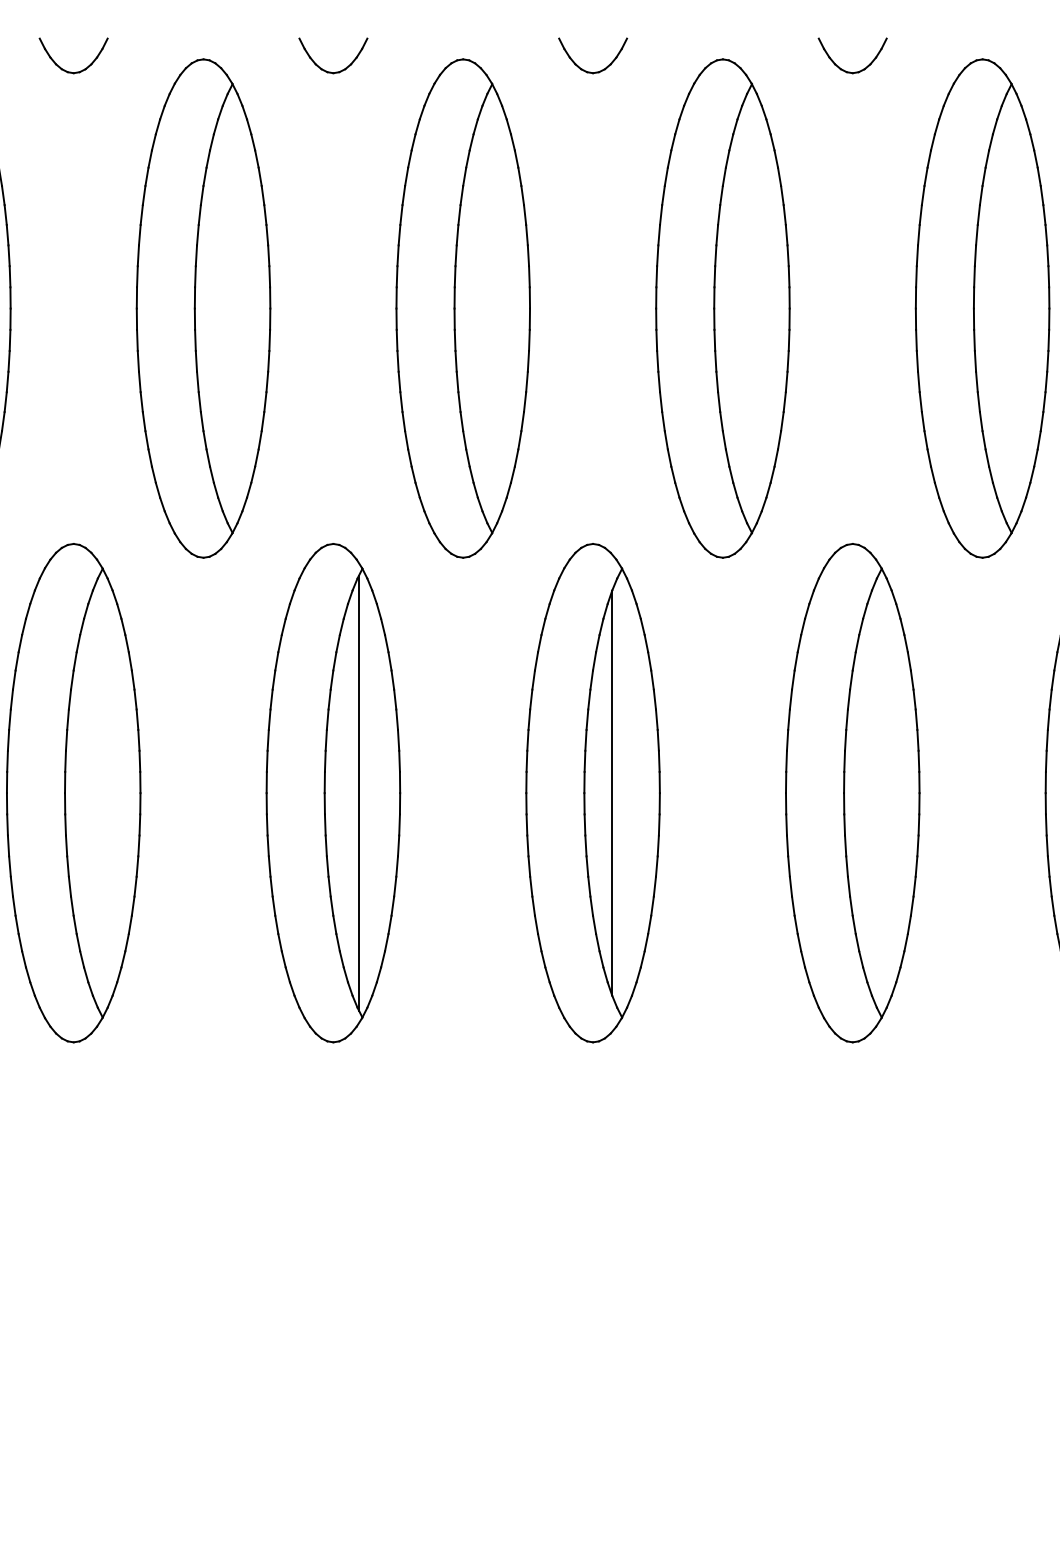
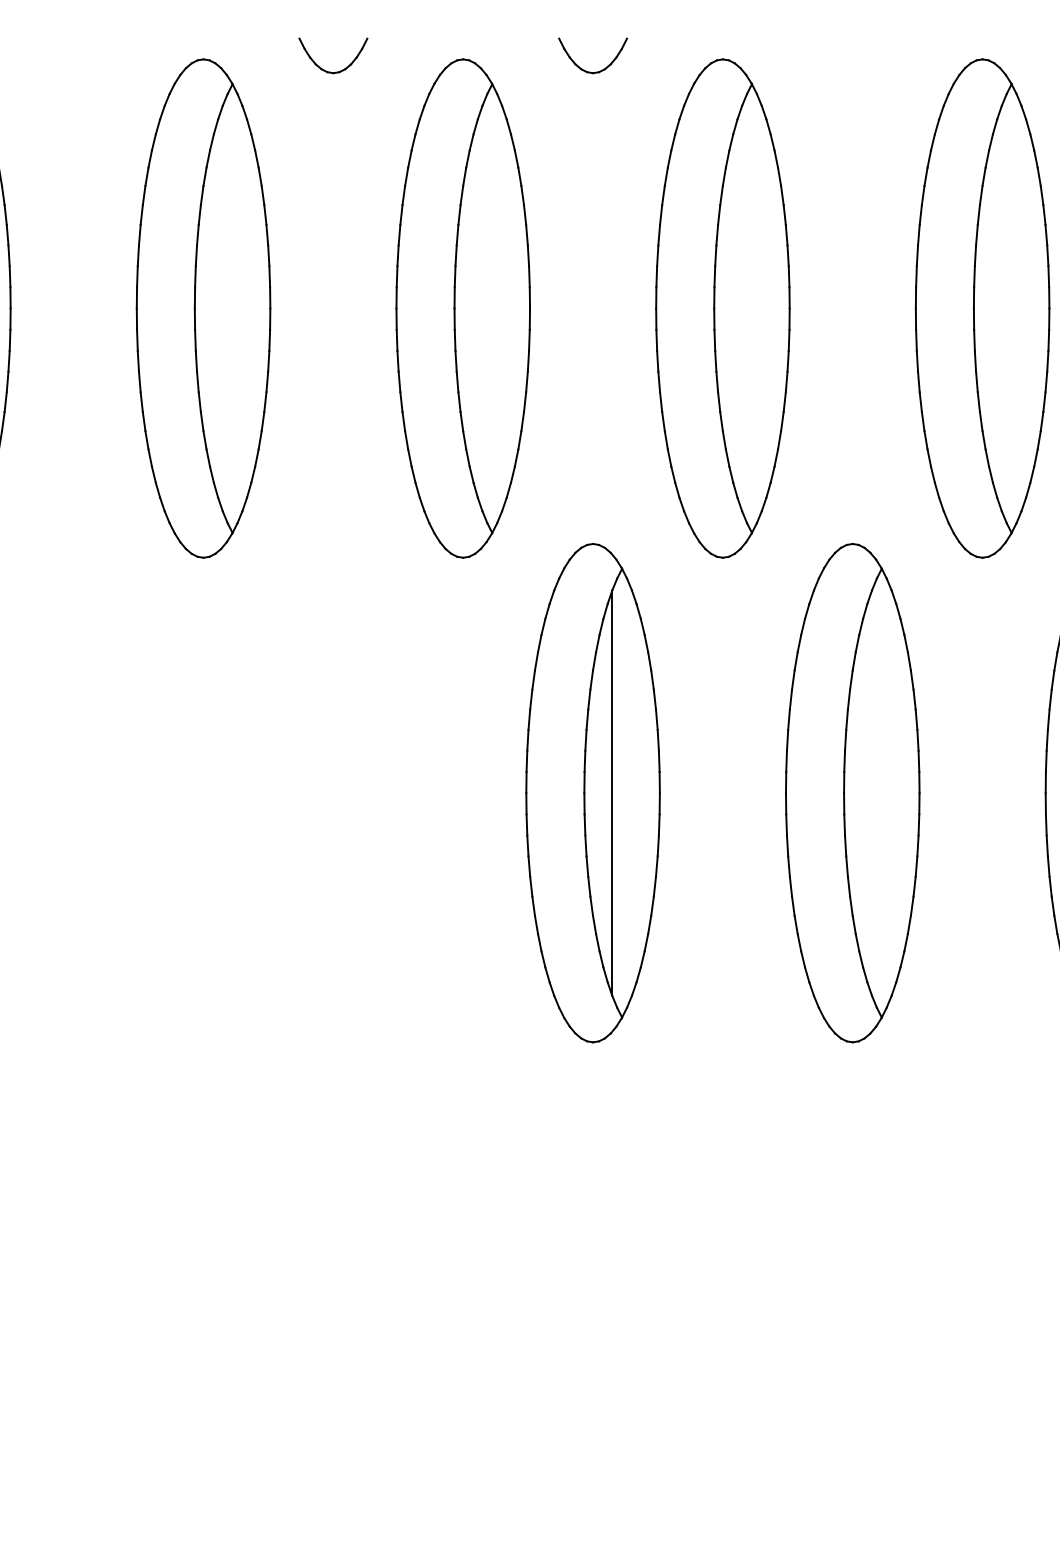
part: present -> none (71, 71)
part: present -> none (850, 71)
part: present -> none (73, 793)
part: present -> none (333, 793)
